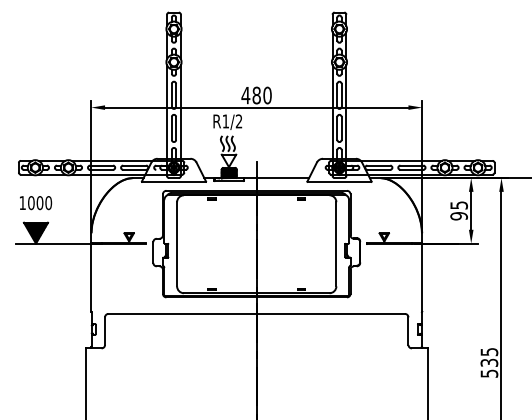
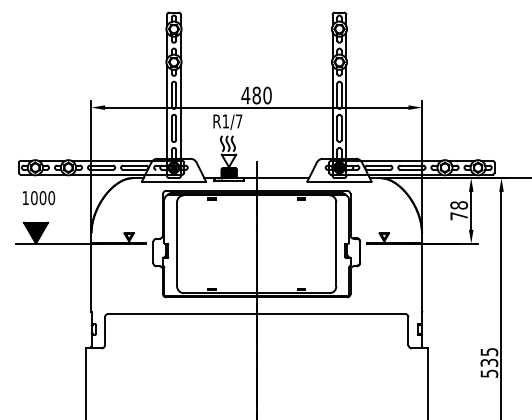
text: R1/2 -> R1/7 (238, 121)
text position: (36, 203) -> (39, 198) (39, 198)
text: 95 -> 78 (458, 210)
